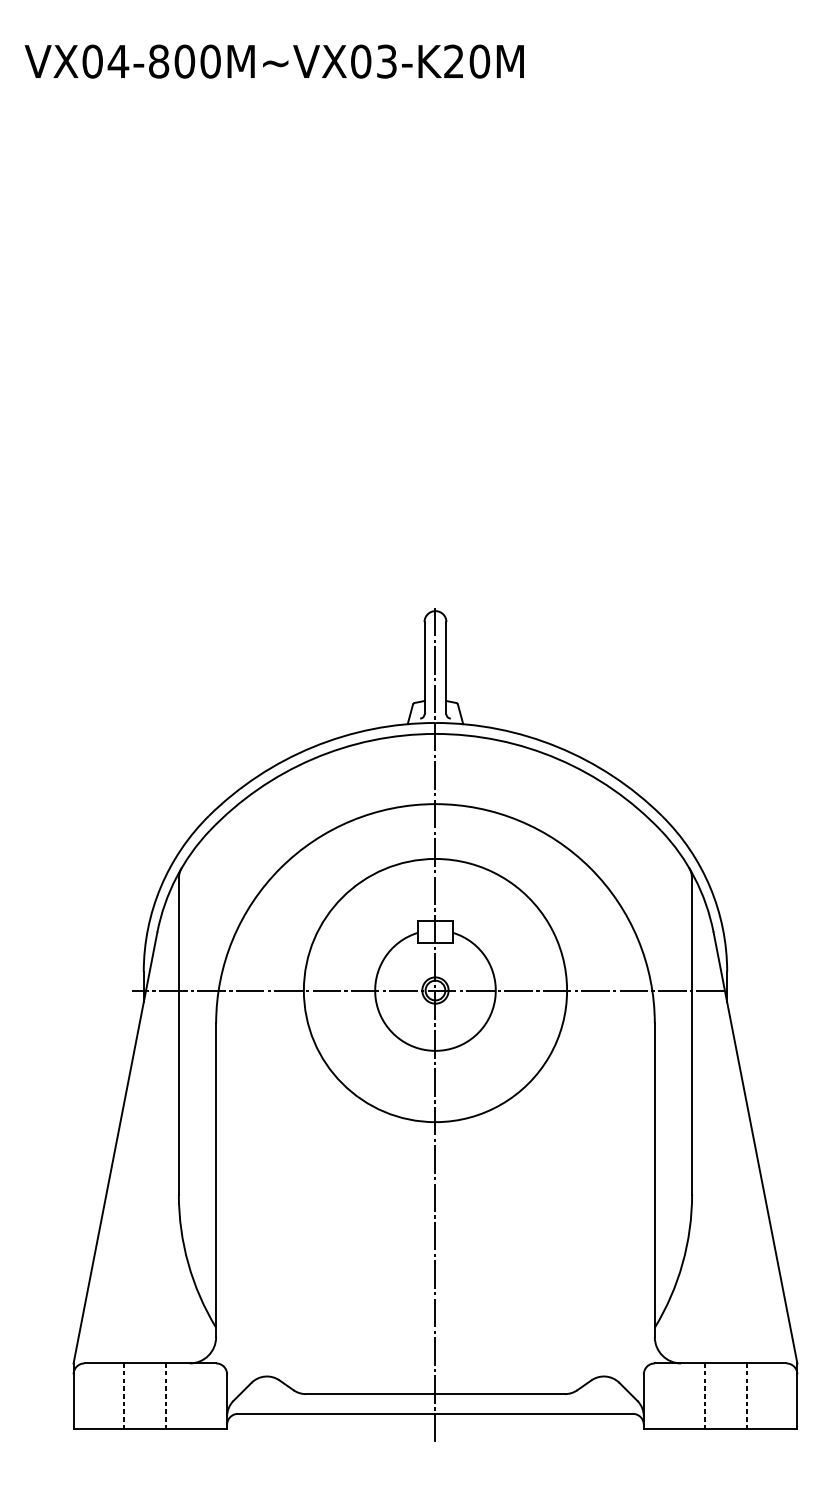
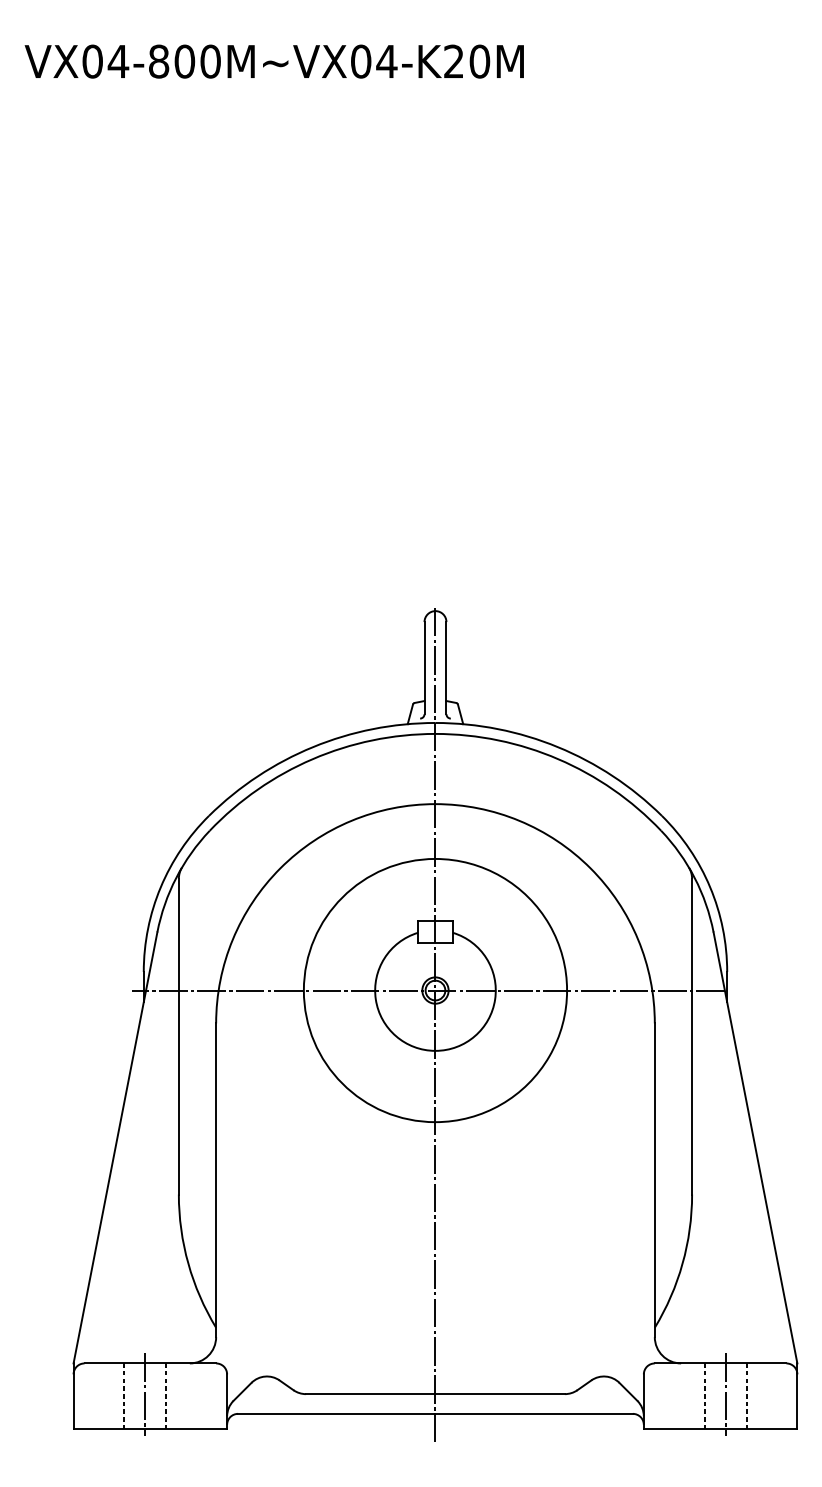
text: VX04-800M~VX03-K20M -> VX04-800M~VX04-K20M (386, 61)
line: none -> present (144, 1394)
line: none -> present (726, 1394)
